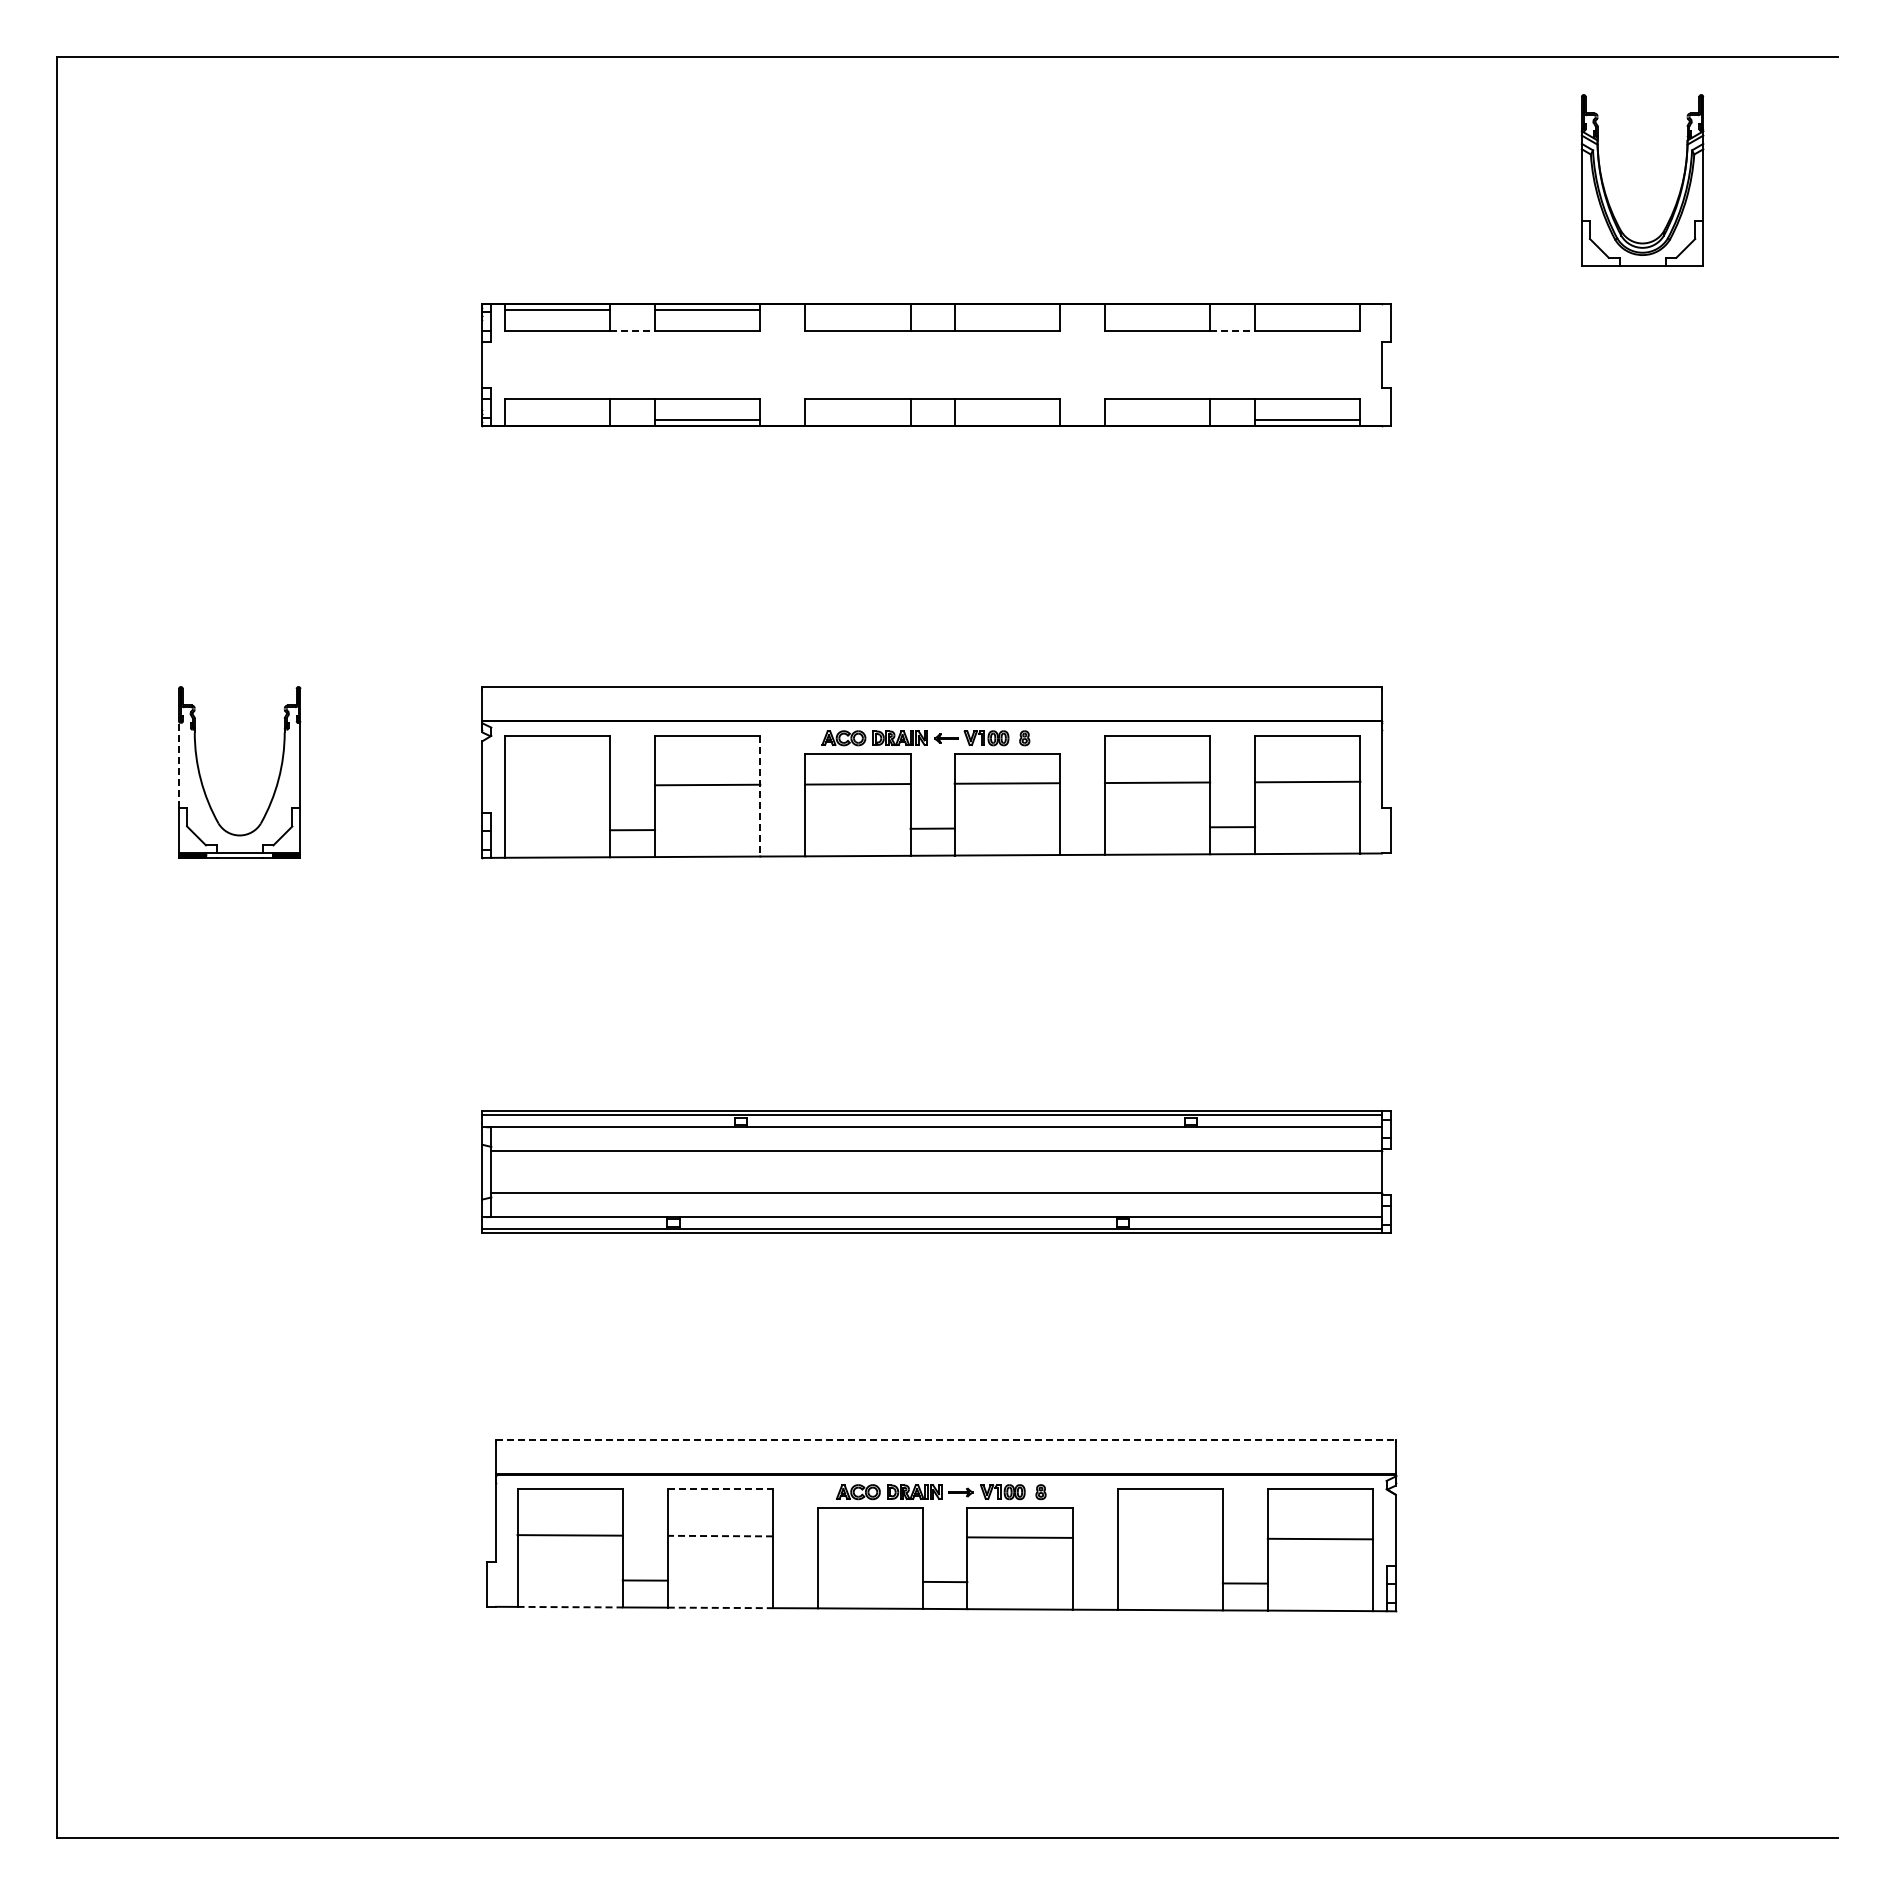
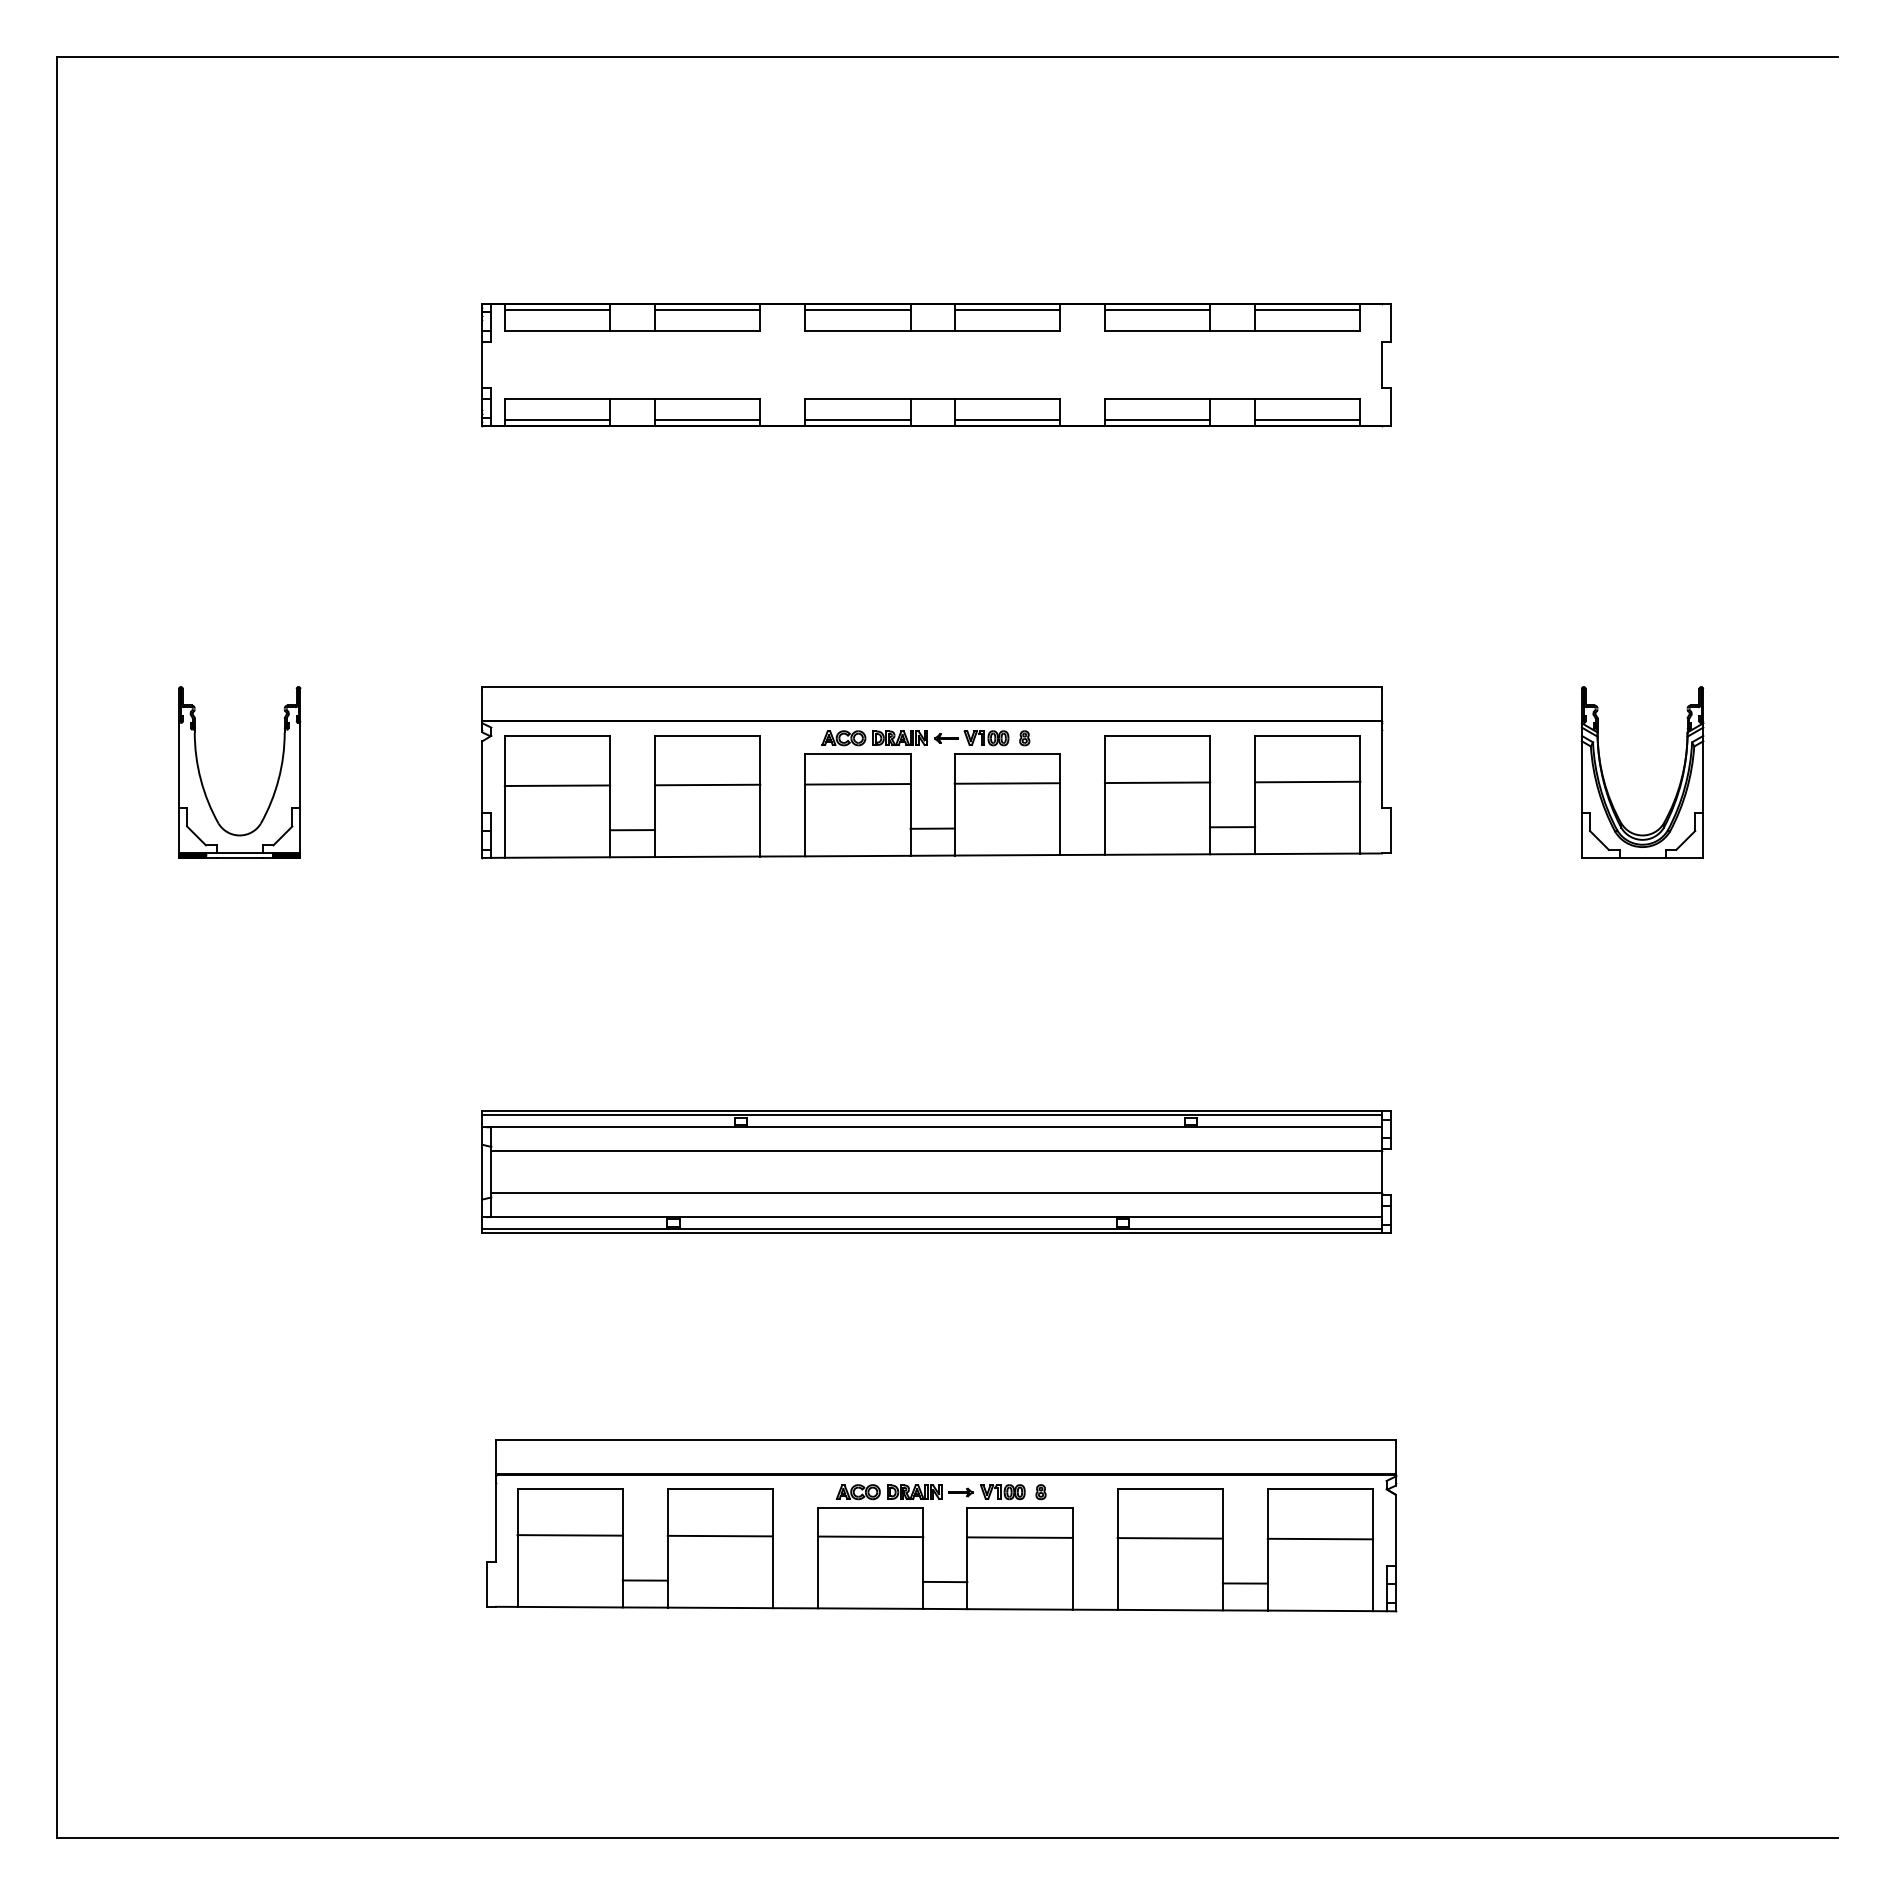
part position: (1605, 189) -> (1605, 781) (1605, 781)
line: none -> present (857, 309)
line: none -> present (1006, 309)
line: none -> present (1157, 309)
line: none -> present (1307, 309)
line: dashed -> solid (633, 331)
line: dashed -> solid (1233, 331)
line: none -> present (557, 420)
line: none -> present (857, 420)
line: none -> present (1006, 420)
line: none -> present (1157, 420)
line: dashed -> solid (179, 764)
line: none -> present (557, 785)
line: dashed -> solid (760, 796)
line: dashed -> solid (945, 1440)
line: dashed -> solid (720, 1488)
line: dashed -> solid (720, 1536)
line: none -> present (870, 1536)
line: none -> present (1169, 1538)
line: dashed -> solid (570, 1607)
line: dashed -> solid (720, 1607)
